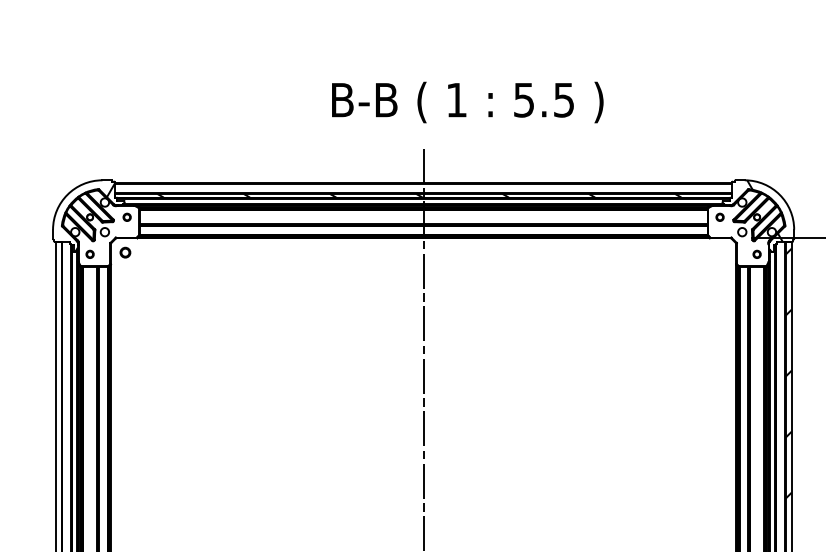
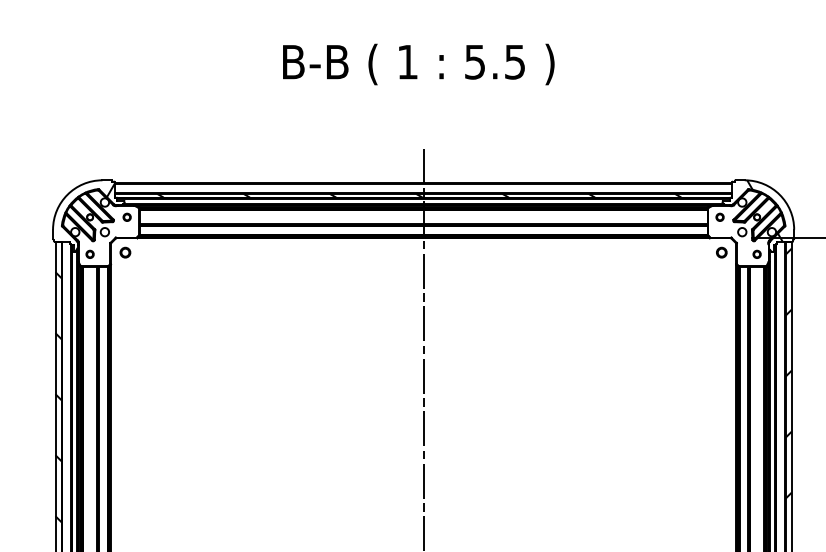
text position: (467, 102) -> (418, 64) (418, 64)
part: none -> present (721, 252)
hatch: none -> present (58, 397)
